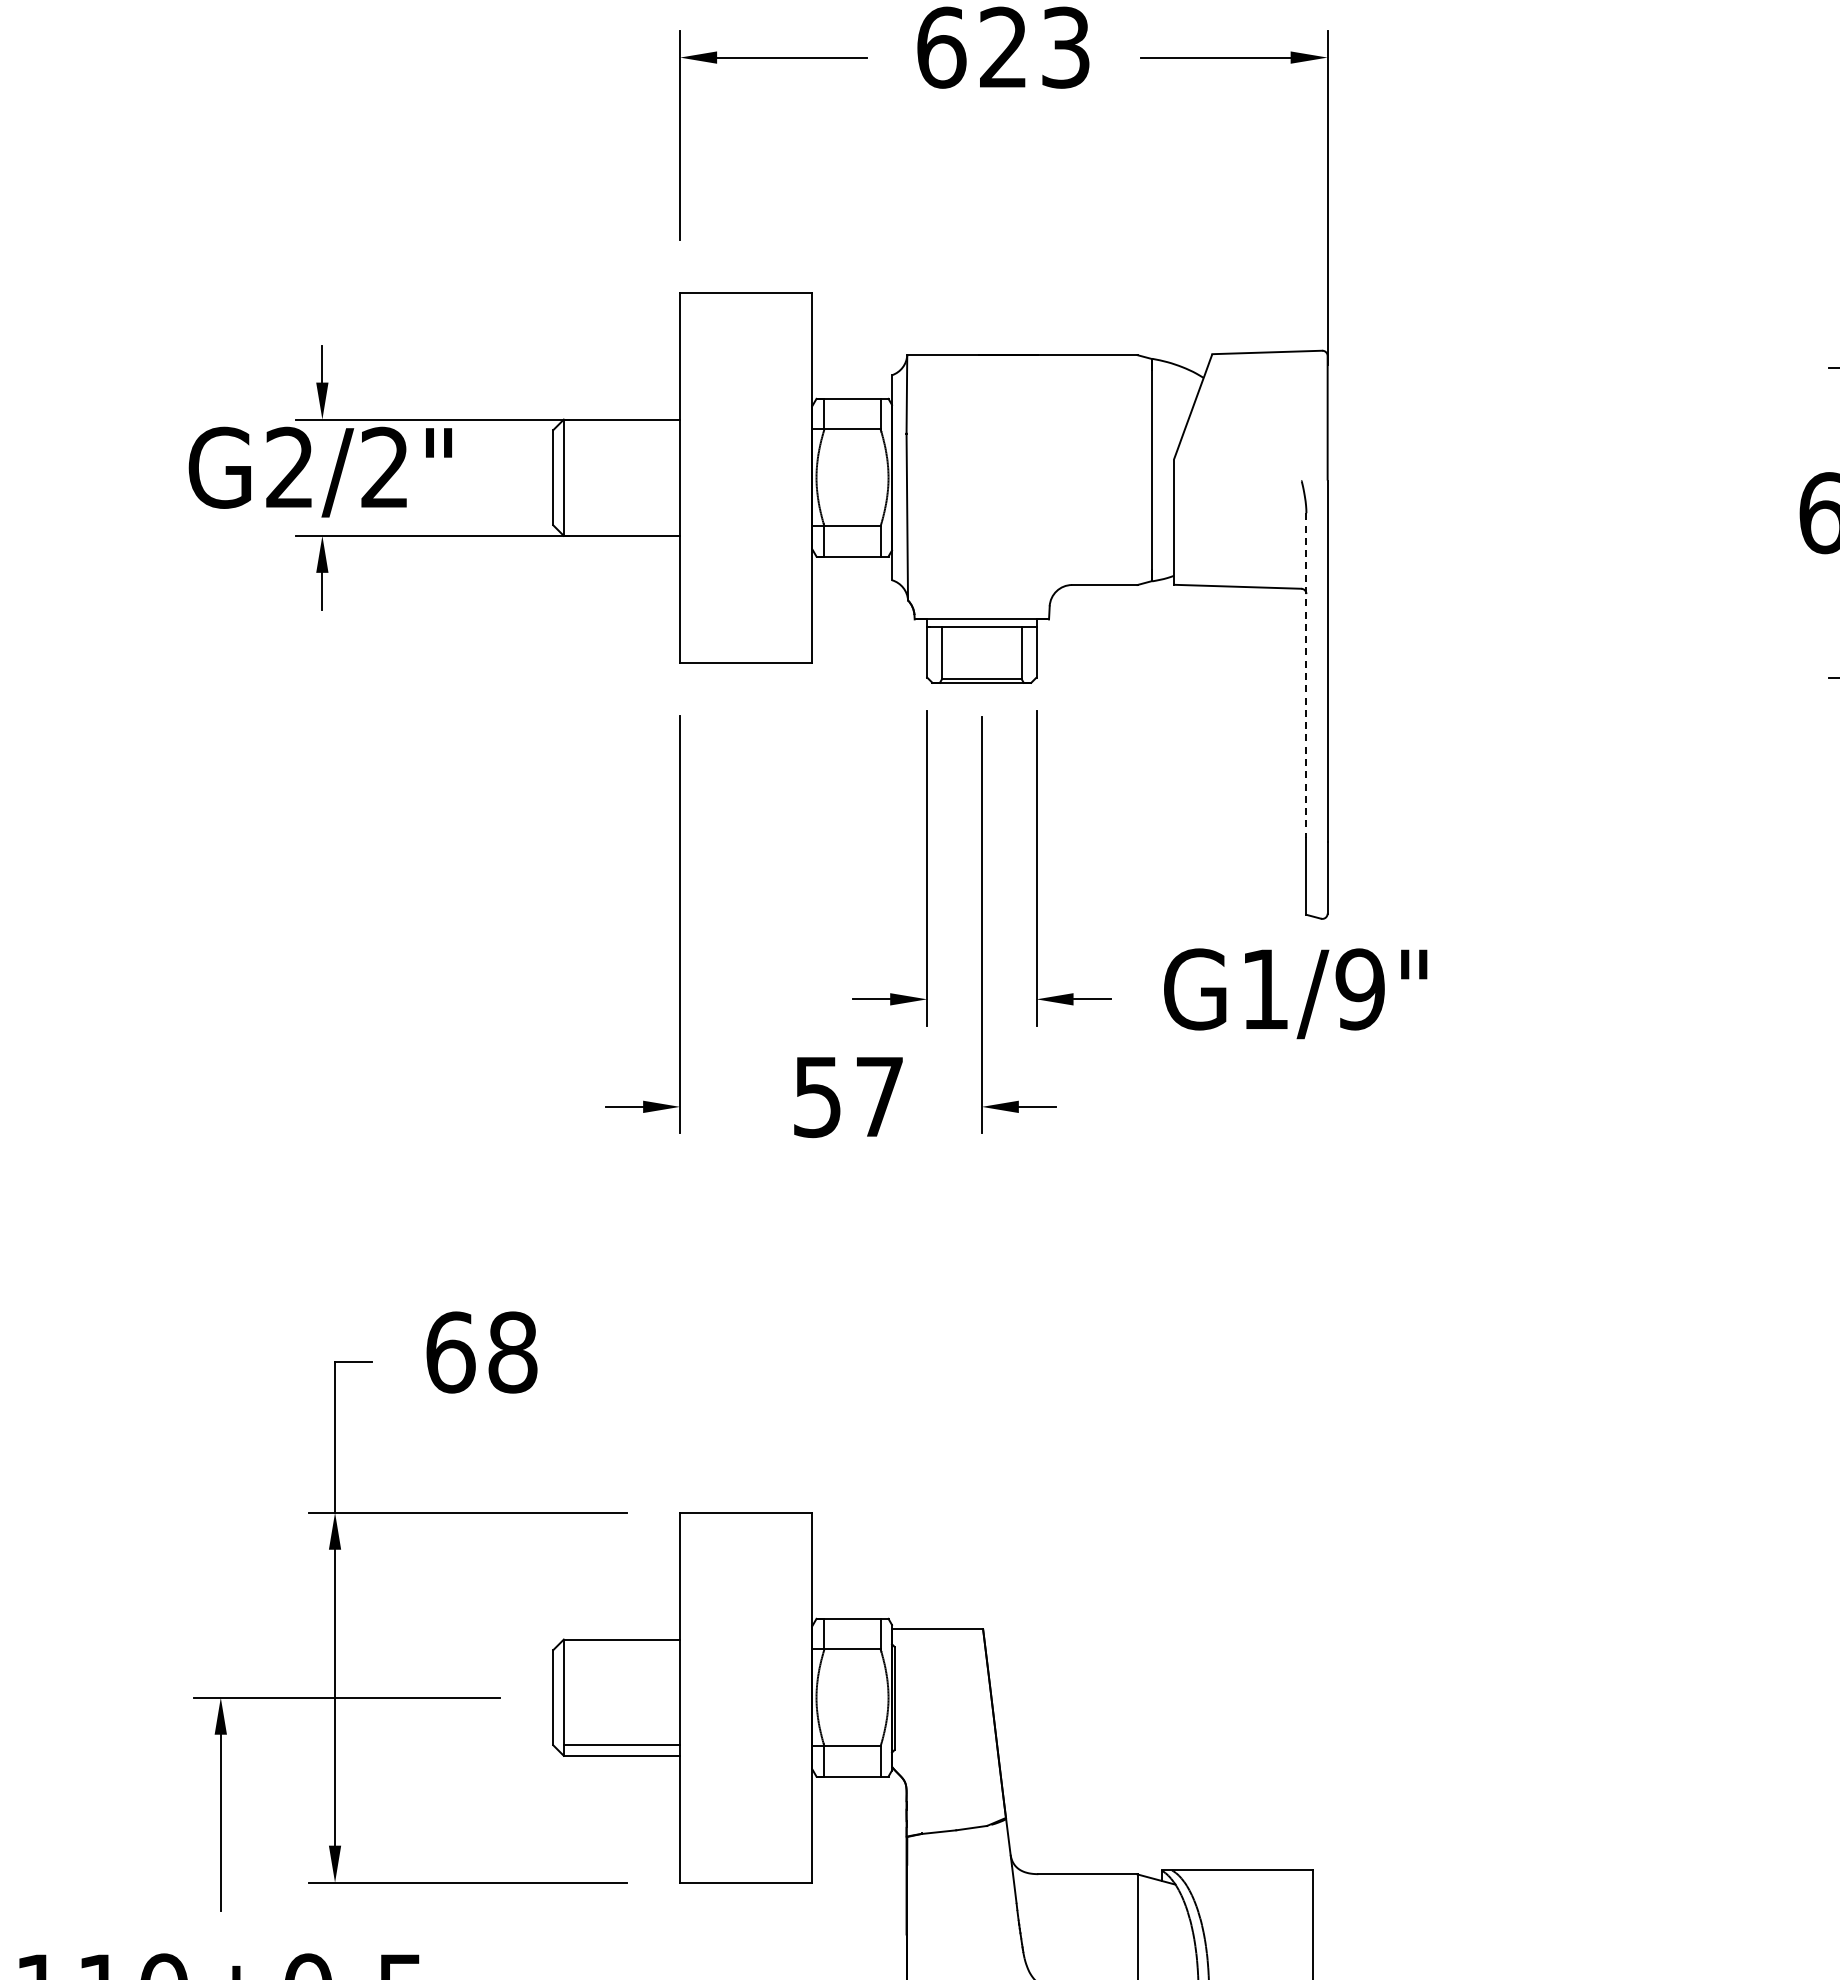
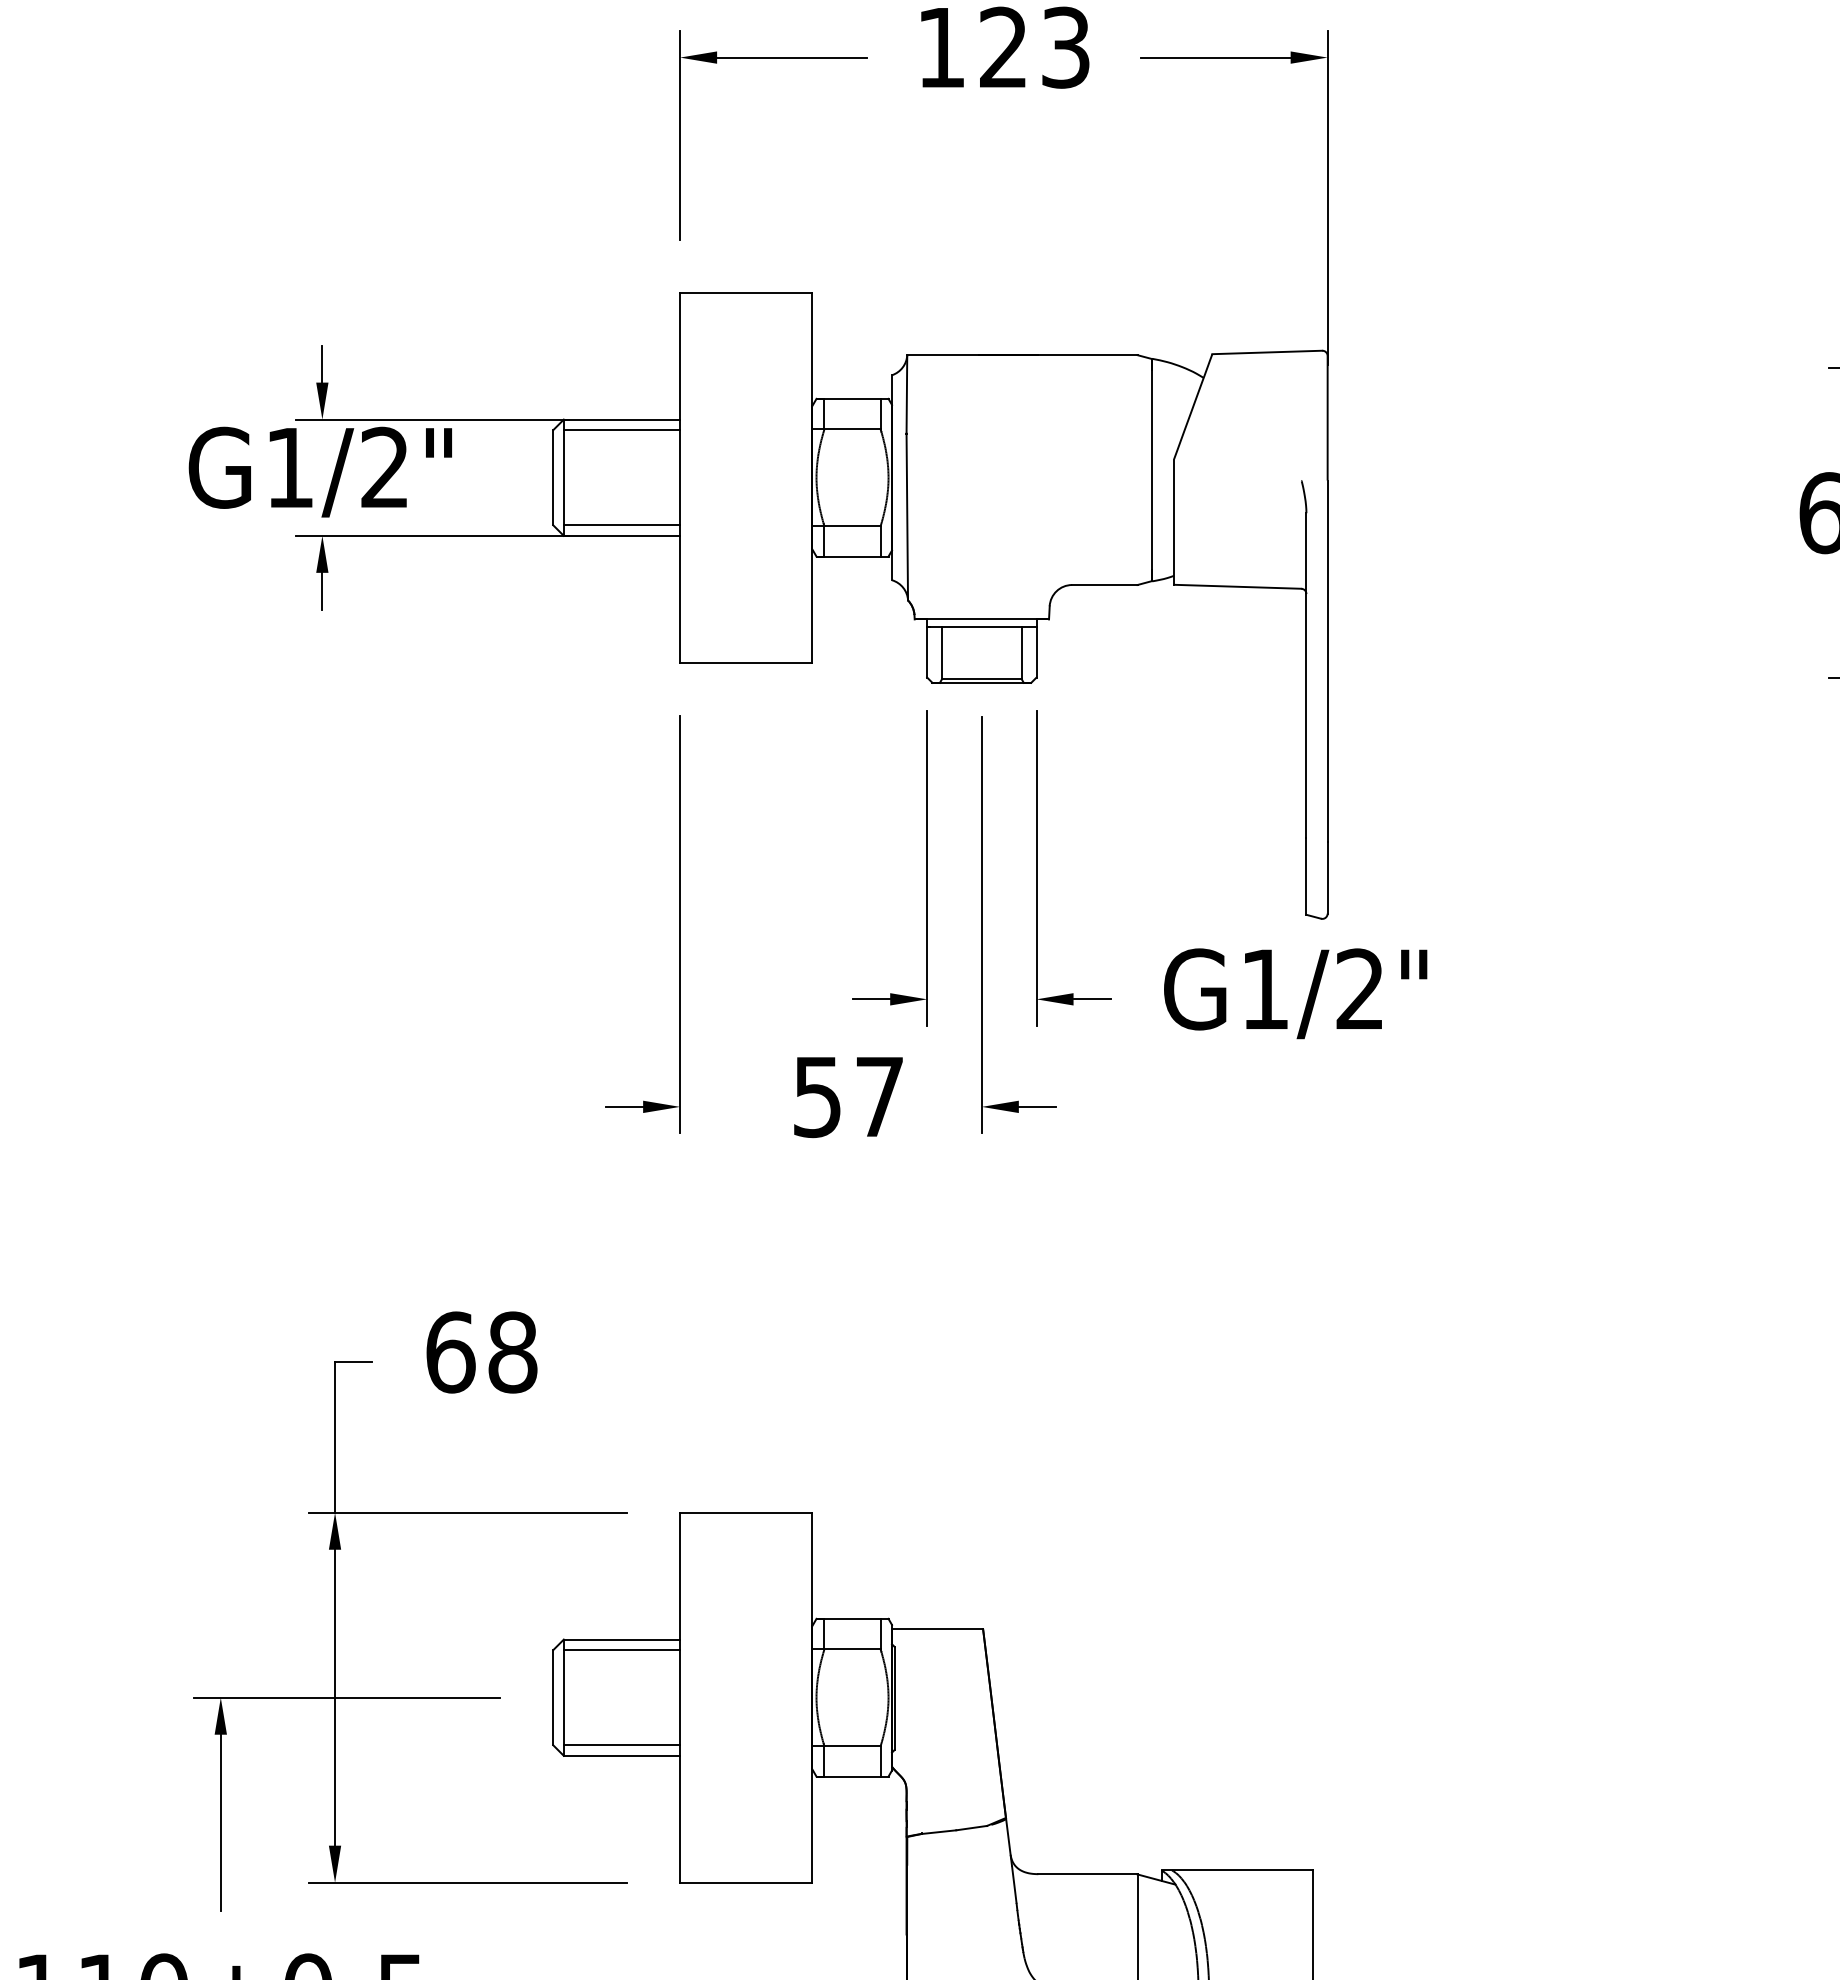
text: 623 -> 123 (941, 47)
line: none -> present (621, 430)
text: G2/2" -> G1/2" (289, 466)
line: none -> present (621, 525)
line: dashed -> solid (1306, 675)
text: G1/9" -> G1/2" (1359, 989)
line: none -> present (621, 1650)
